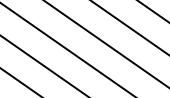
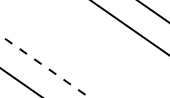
line: present -> none (106, 44)
line: present -> none (67, 49)
line: solid -> dashed (44, 66)
